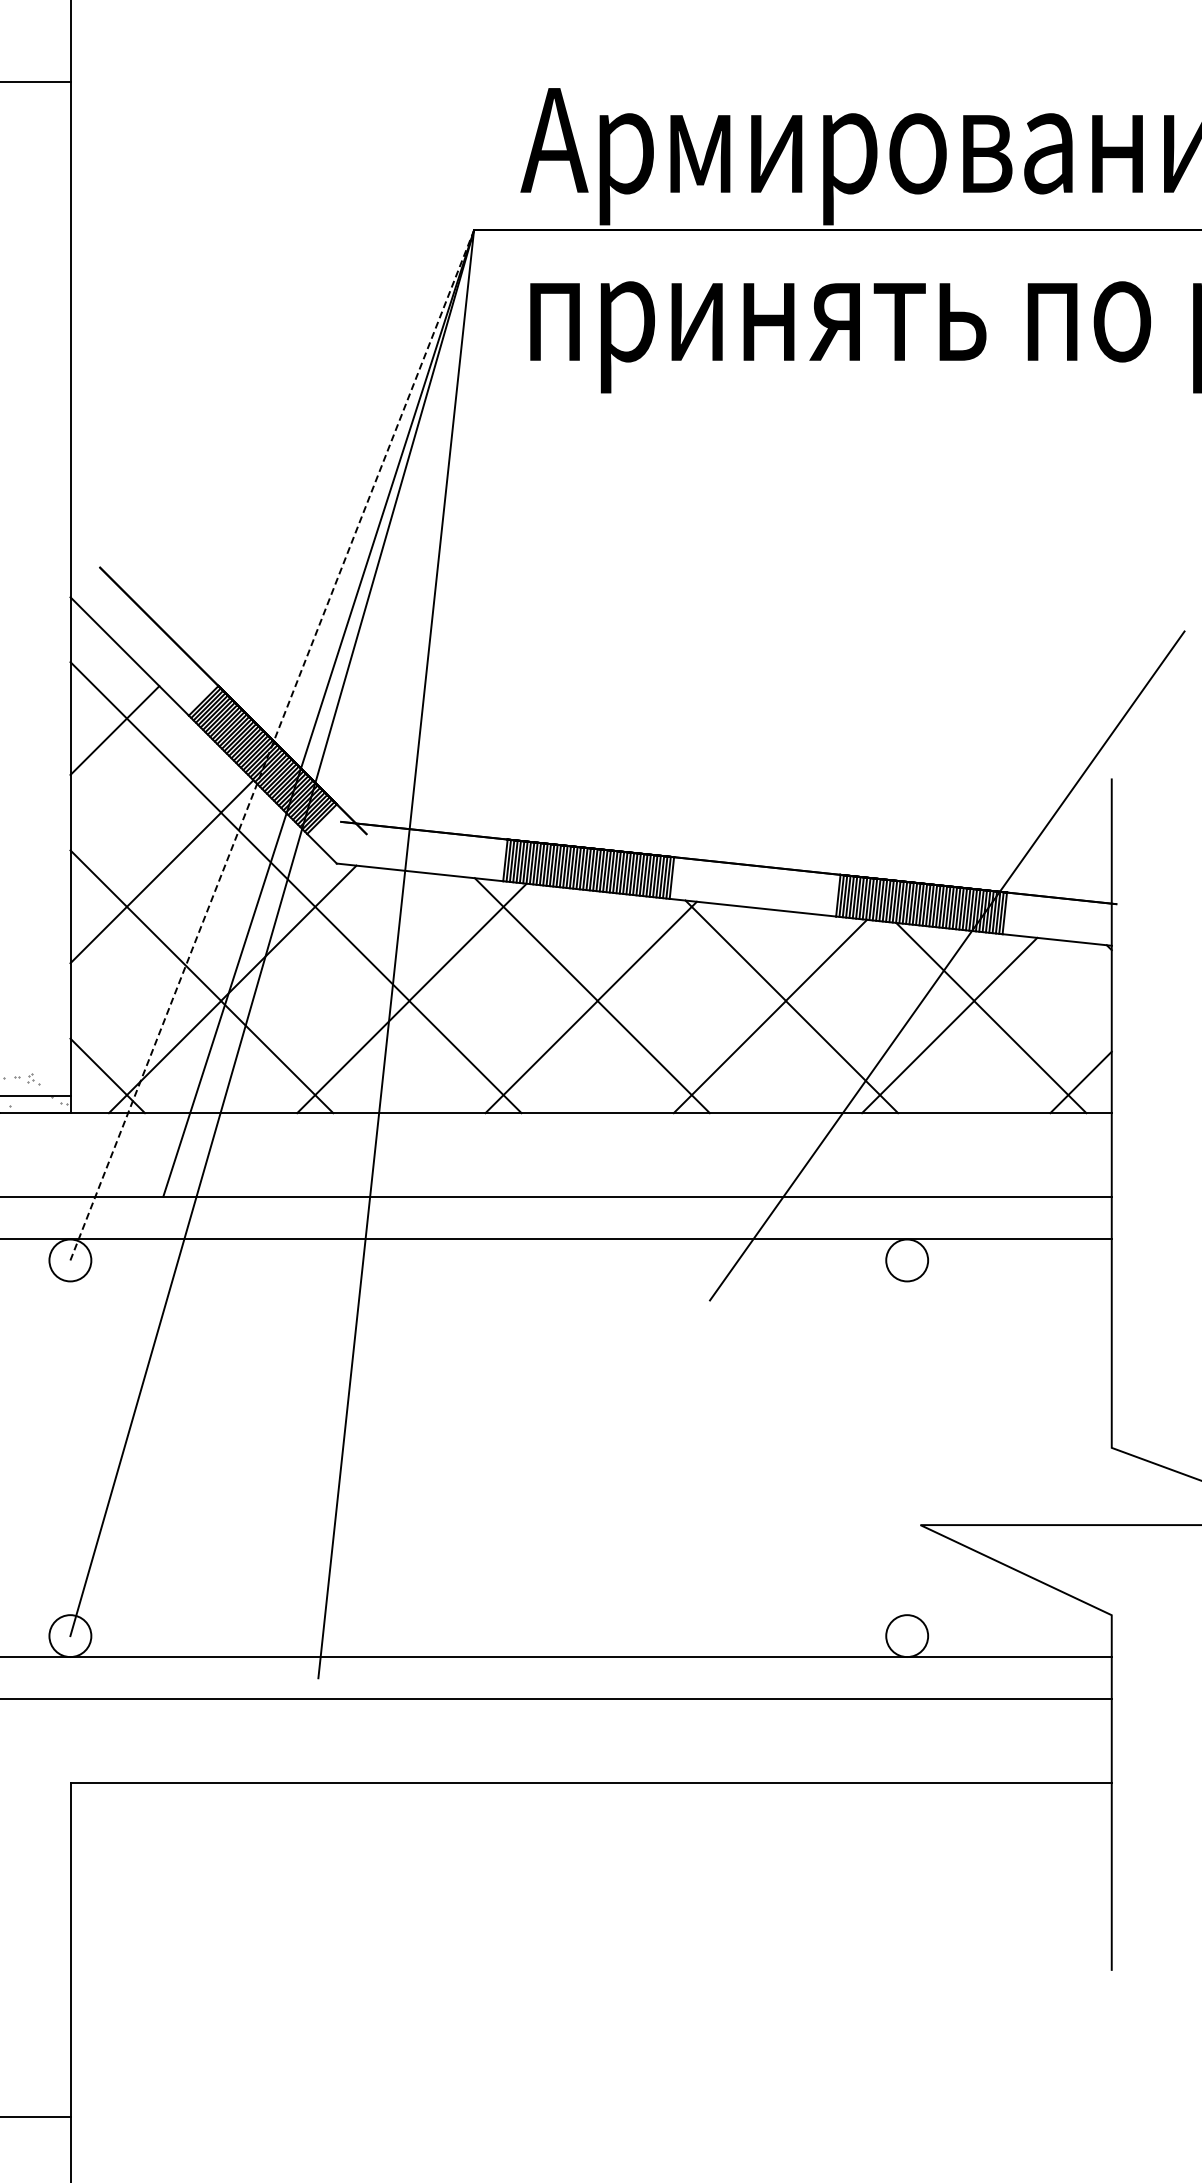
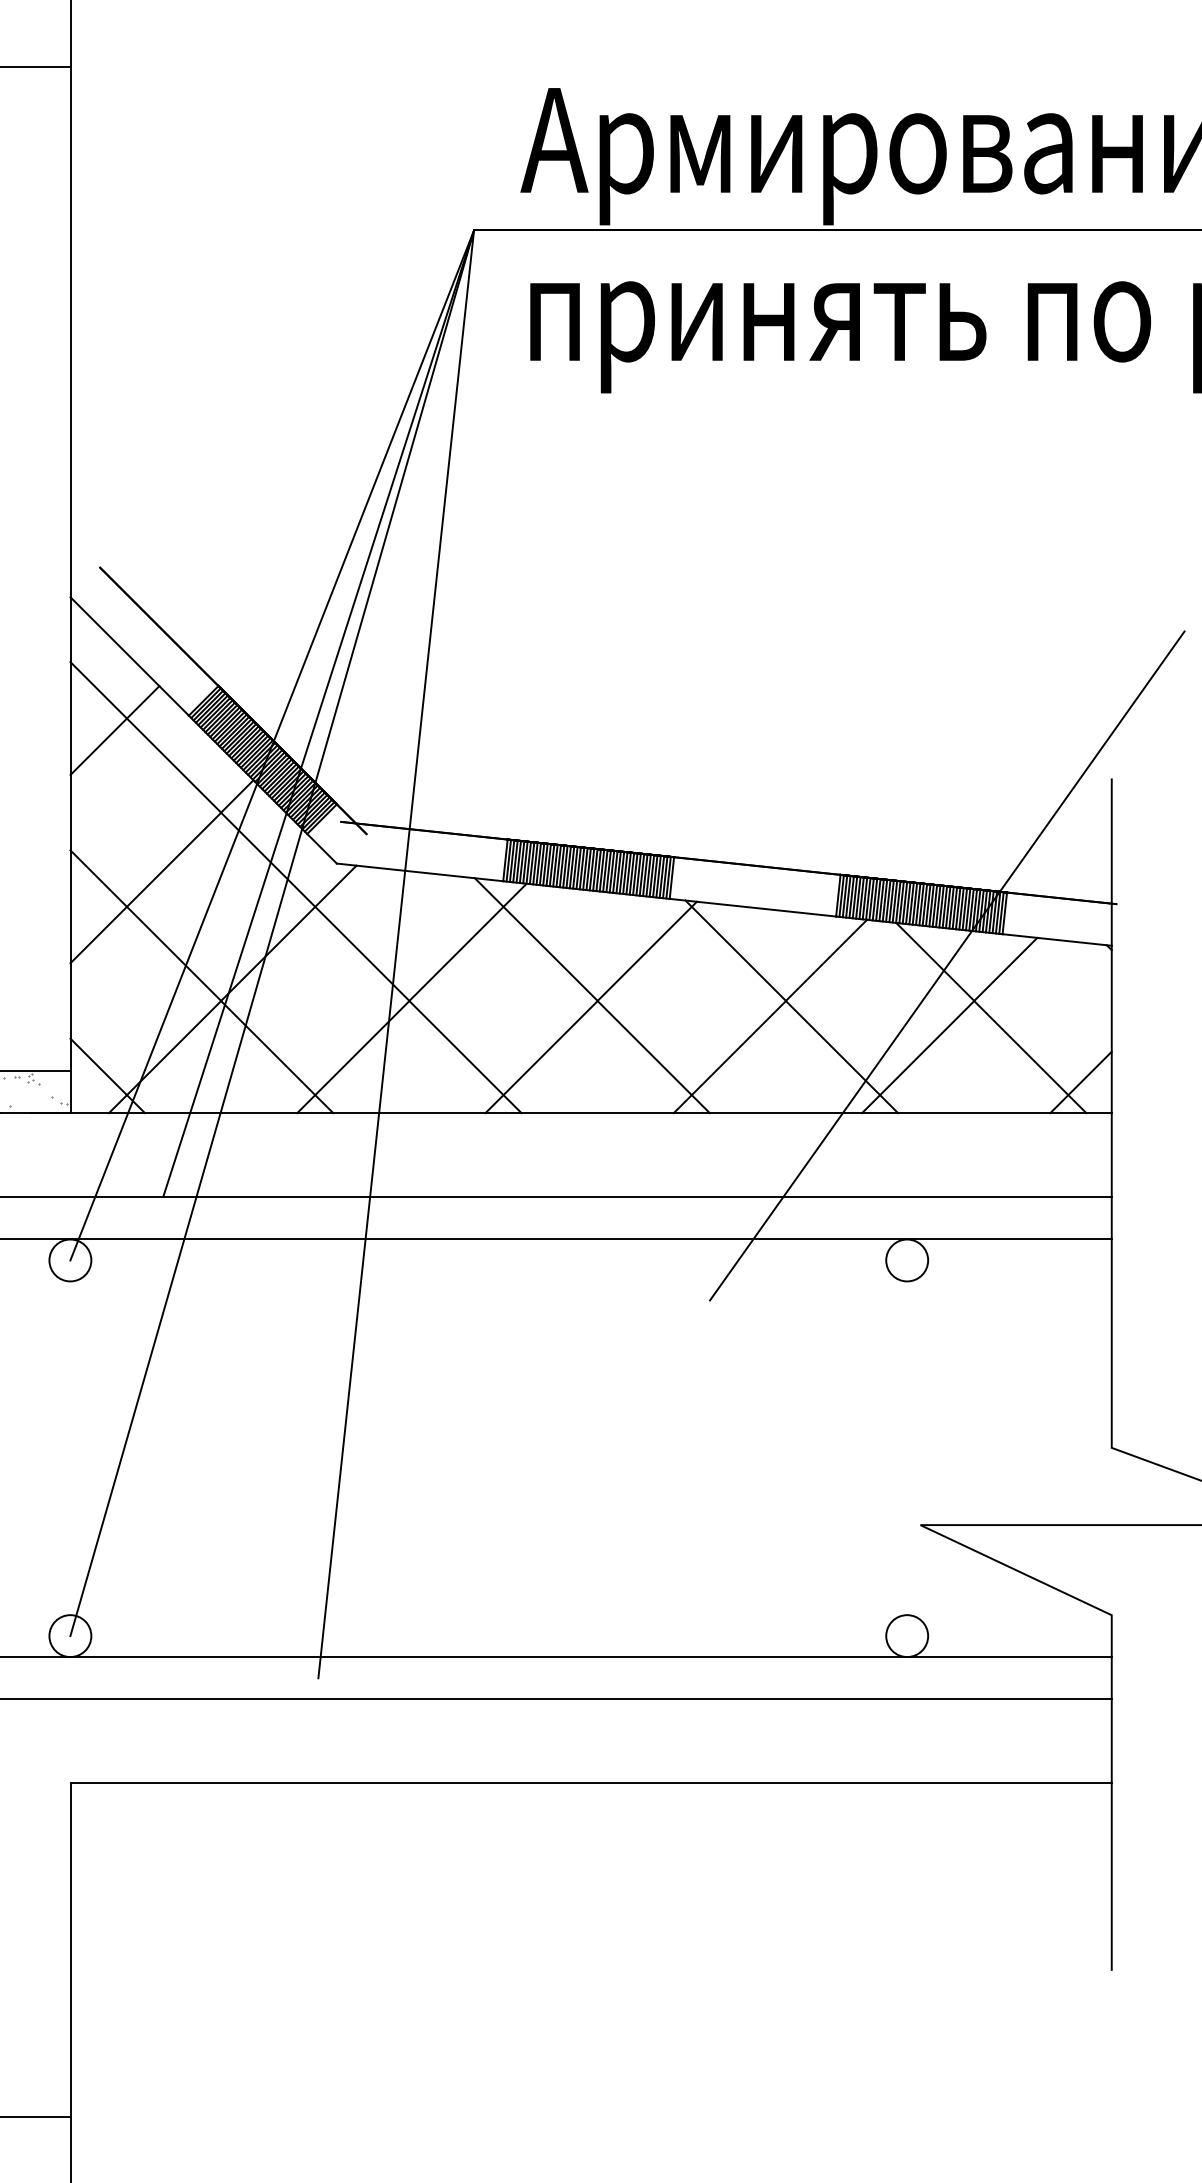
line position: (36, 82) -> (36, 67) (36, 67)
line: dashed -> solid (272, 745)
line position: (36, 1096) -> (36, 1071) (36, 1071)
